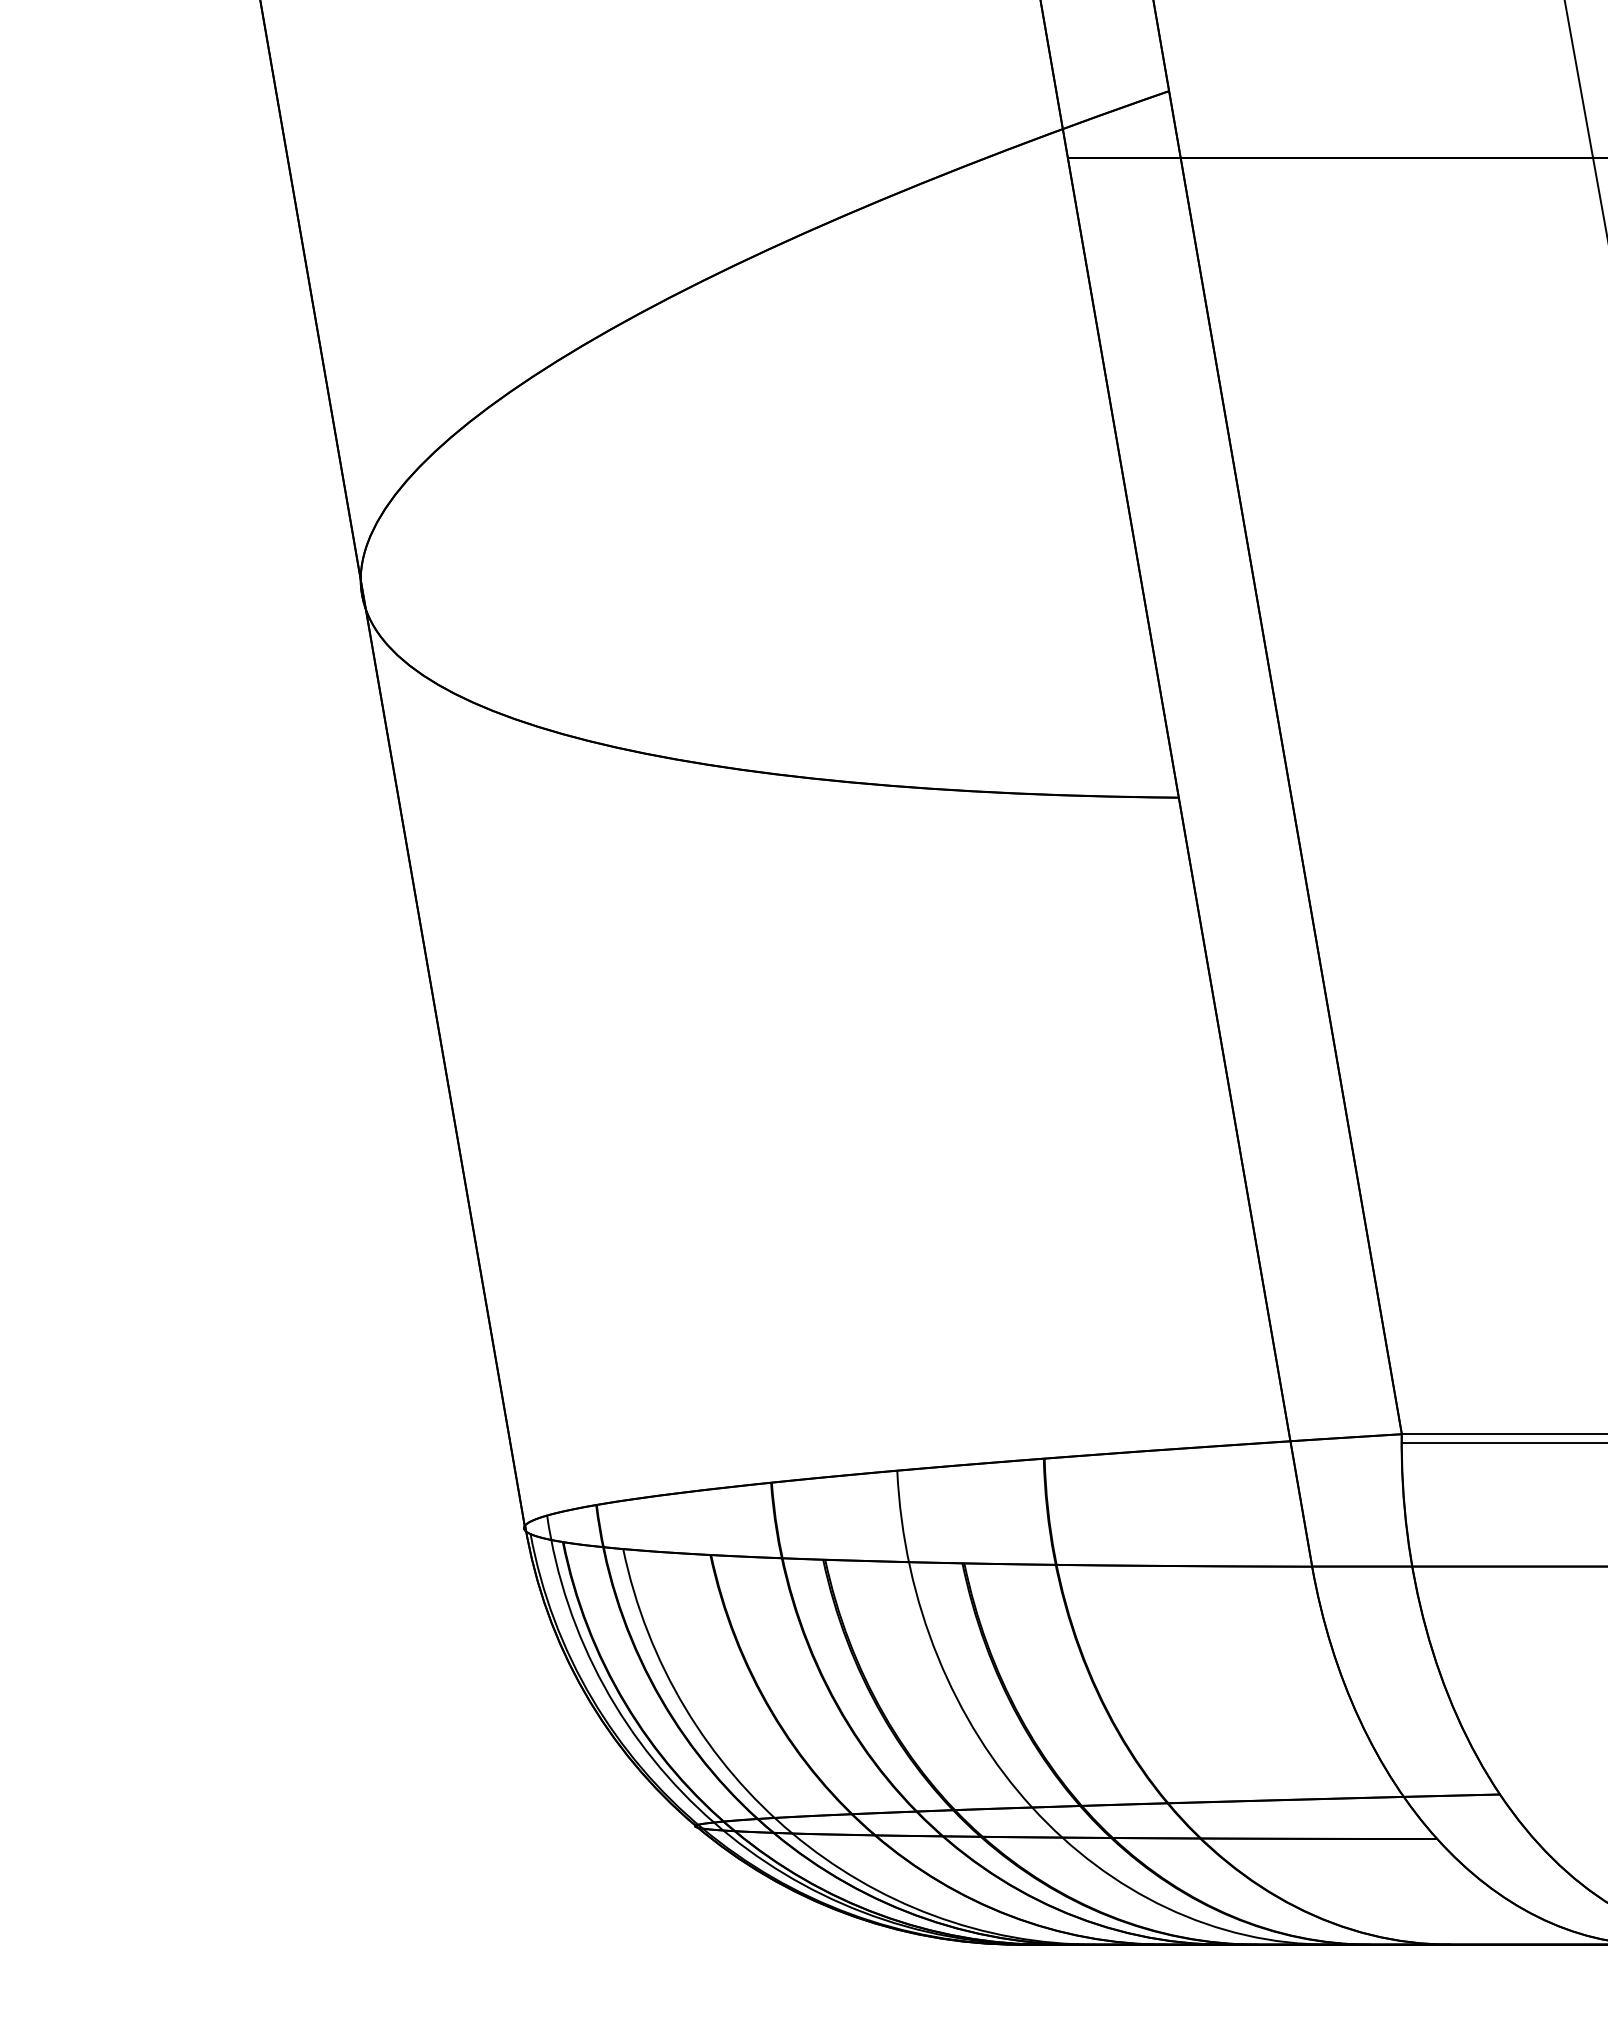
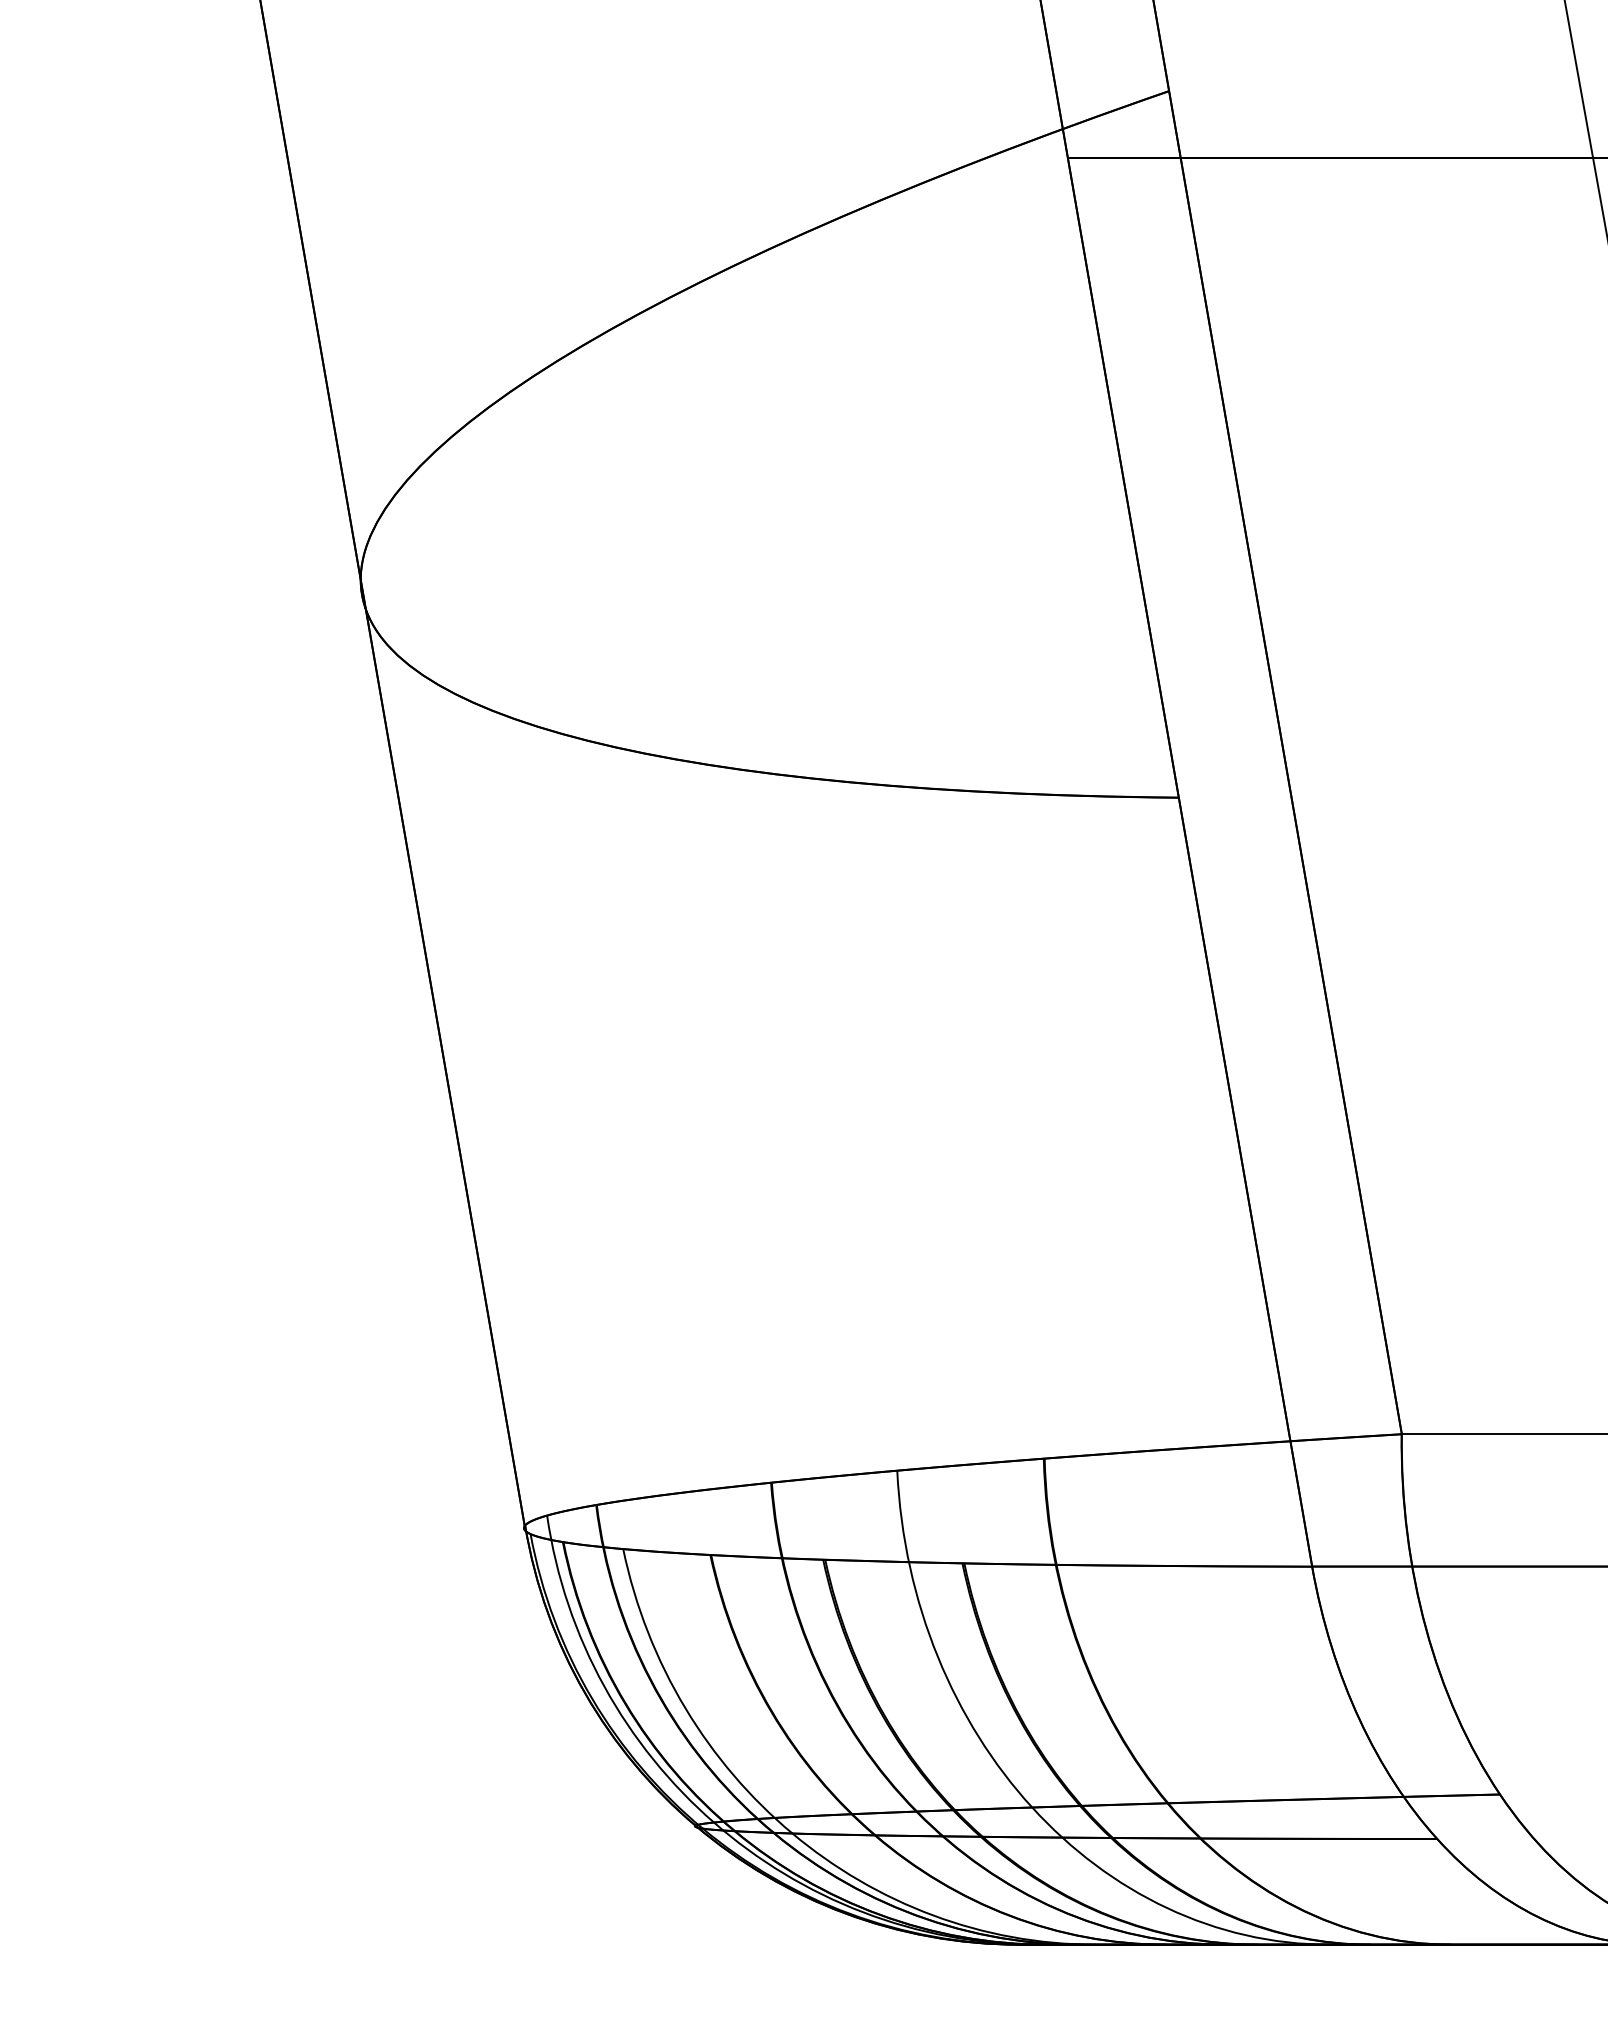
line: present -> none (1502, 1442)
